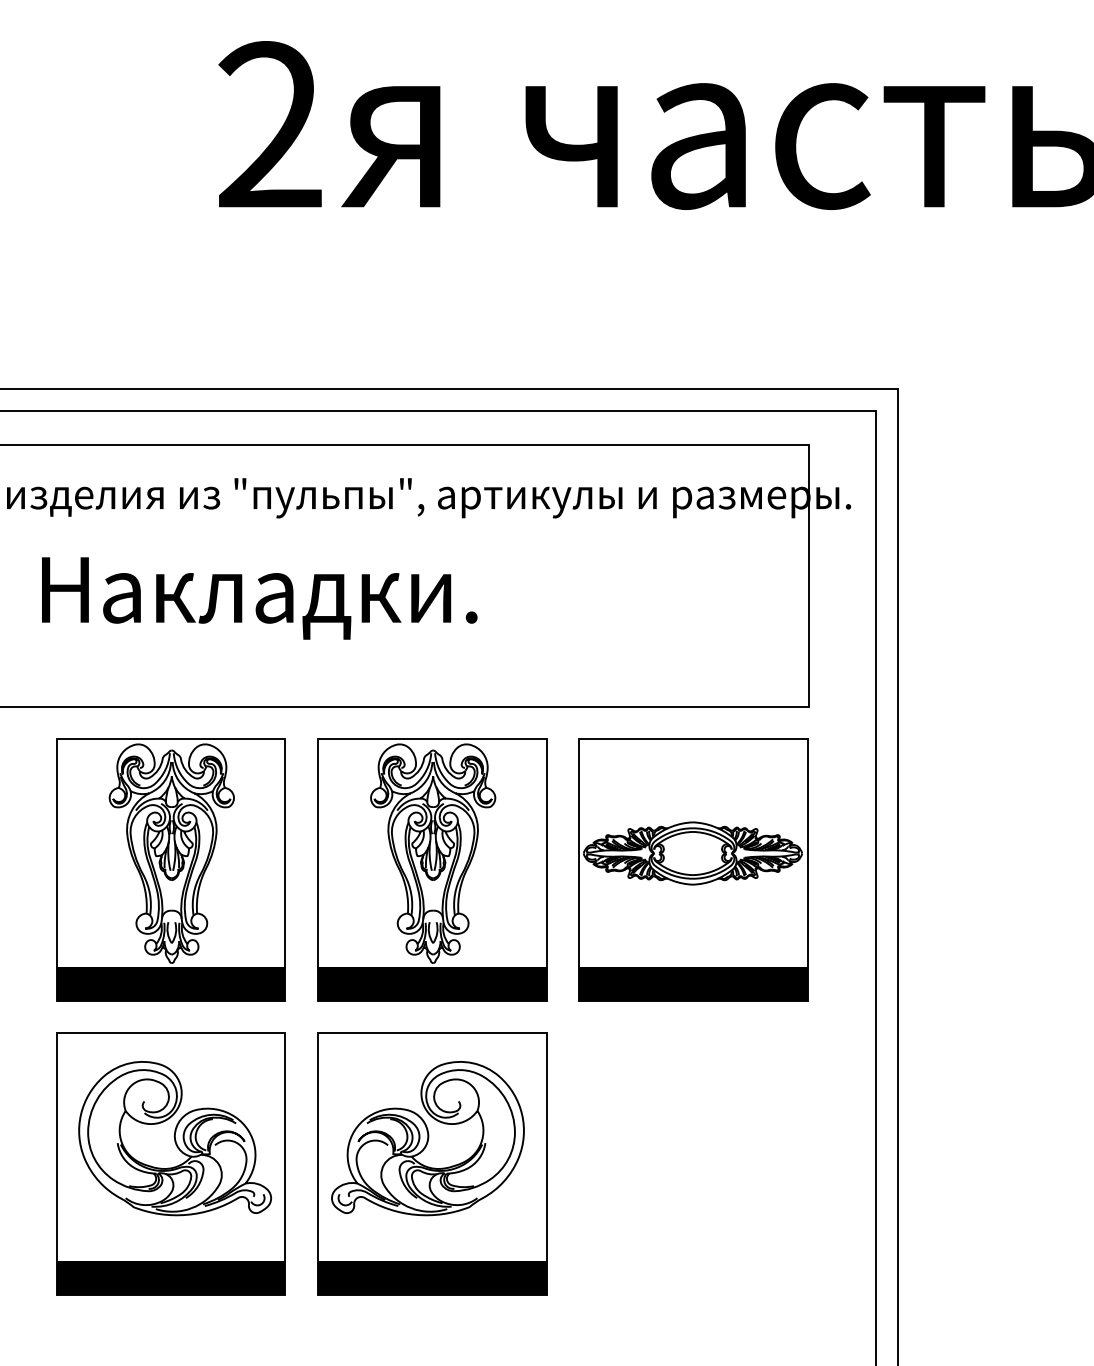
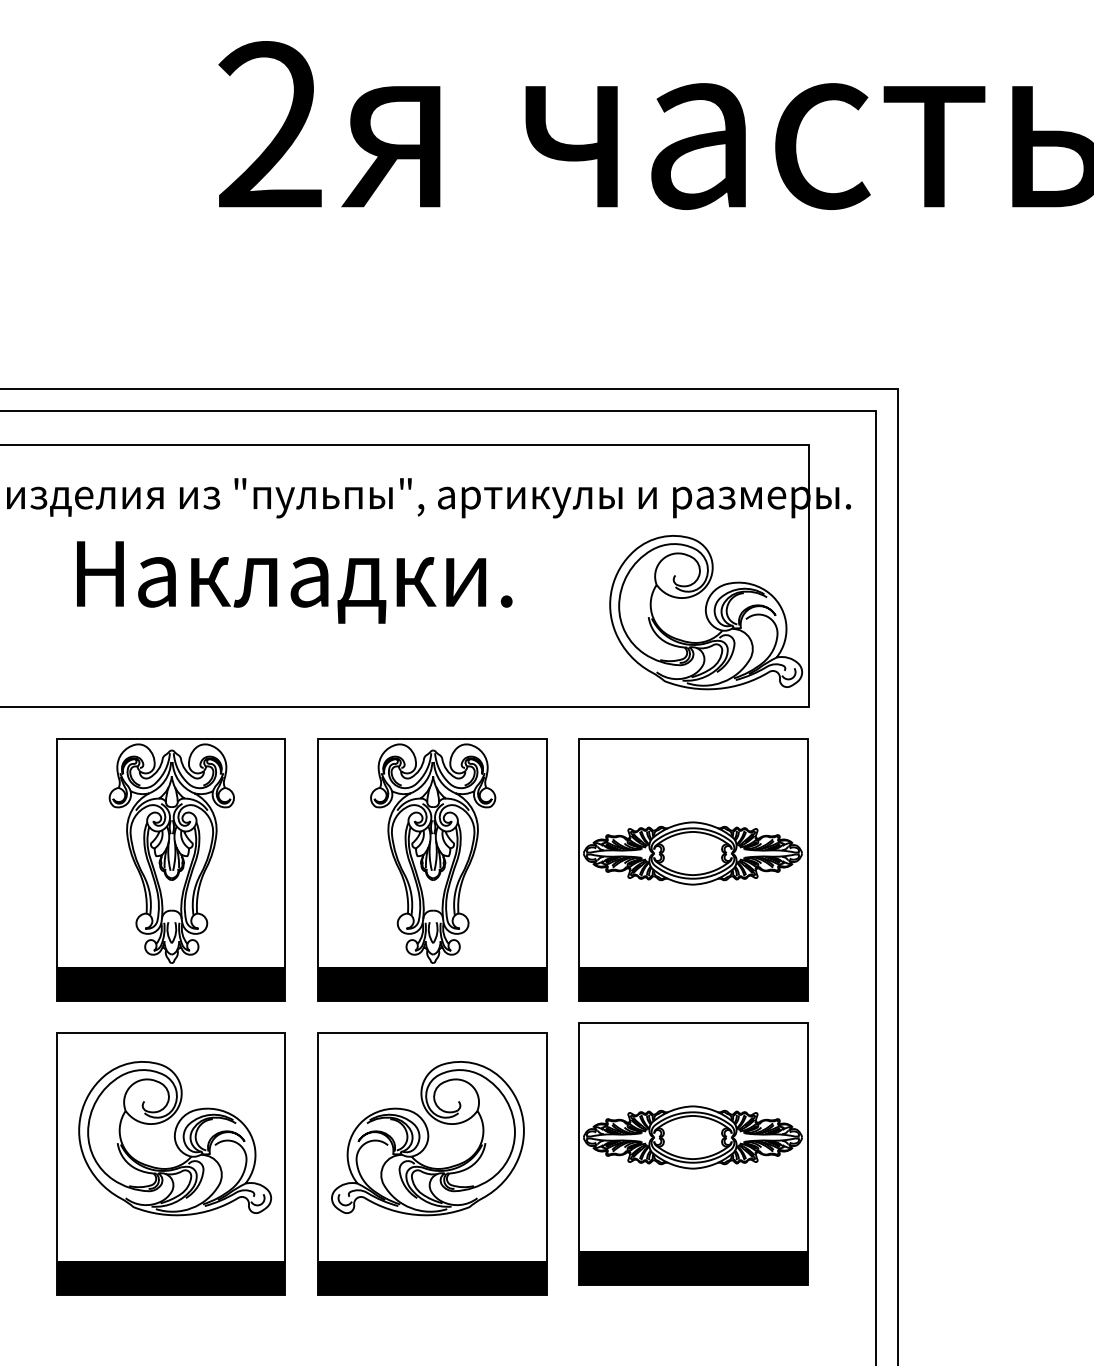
text position: (259, 598) -> (294, 582) (294, 582)
part: none -> present (705, 612)
part: none -> present (693, 1153)
